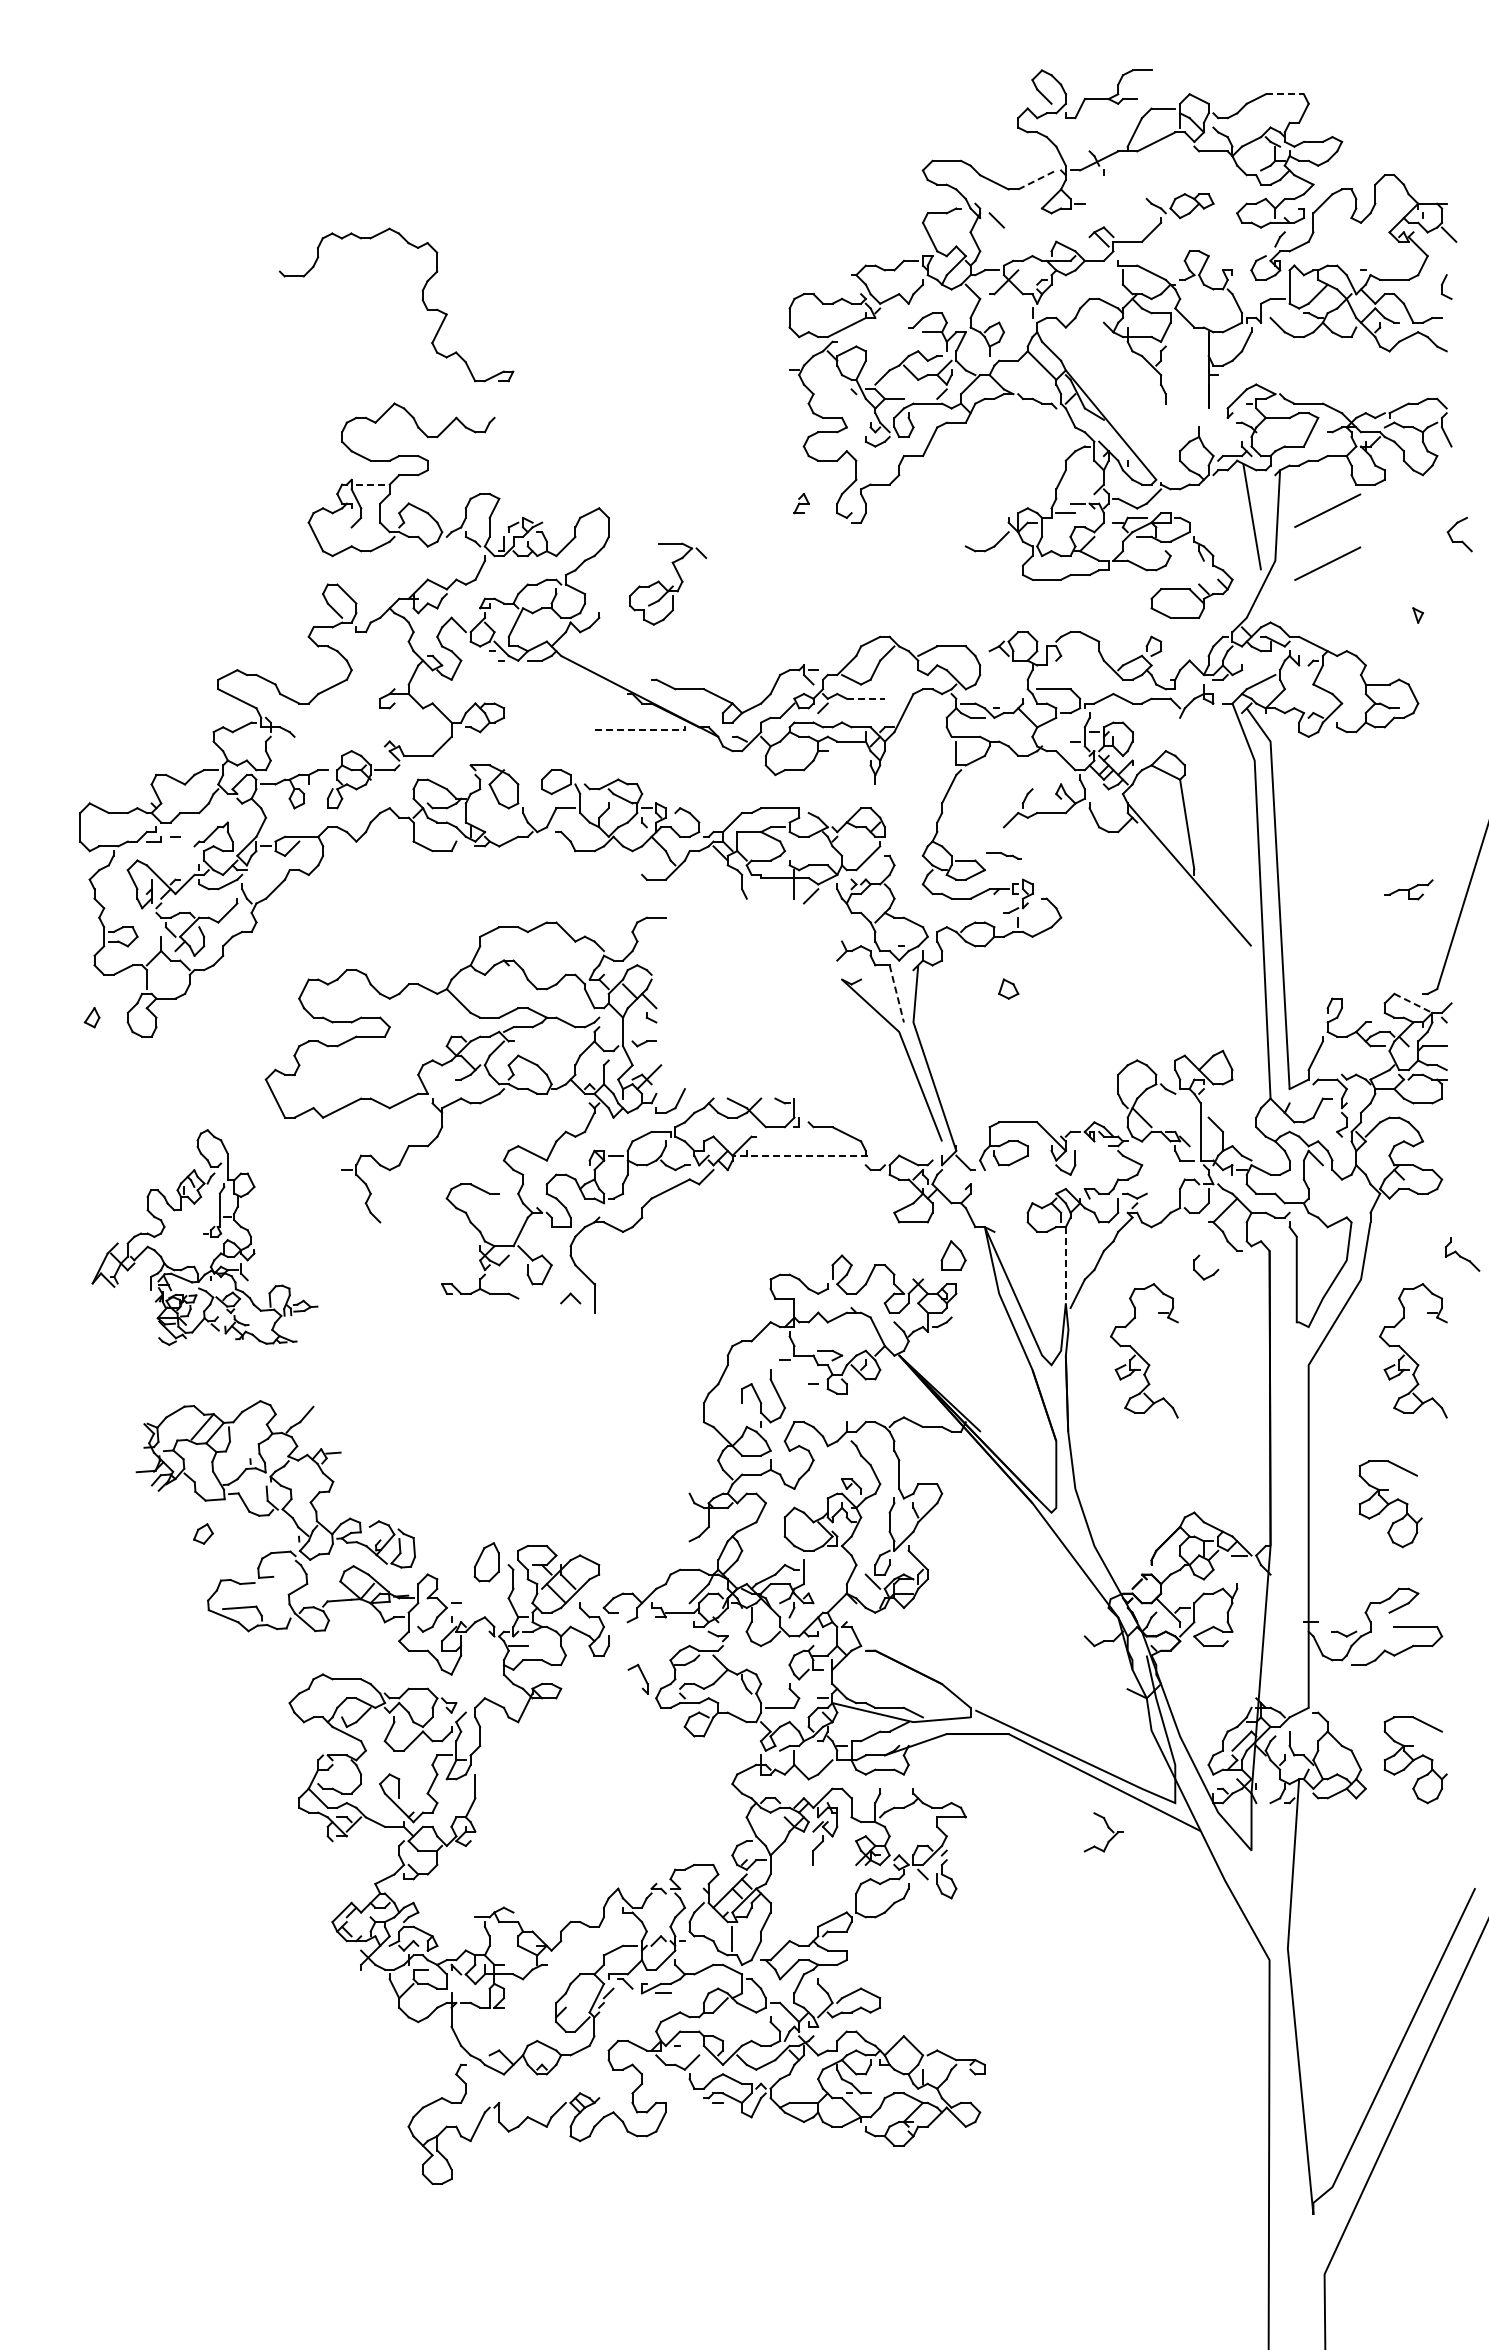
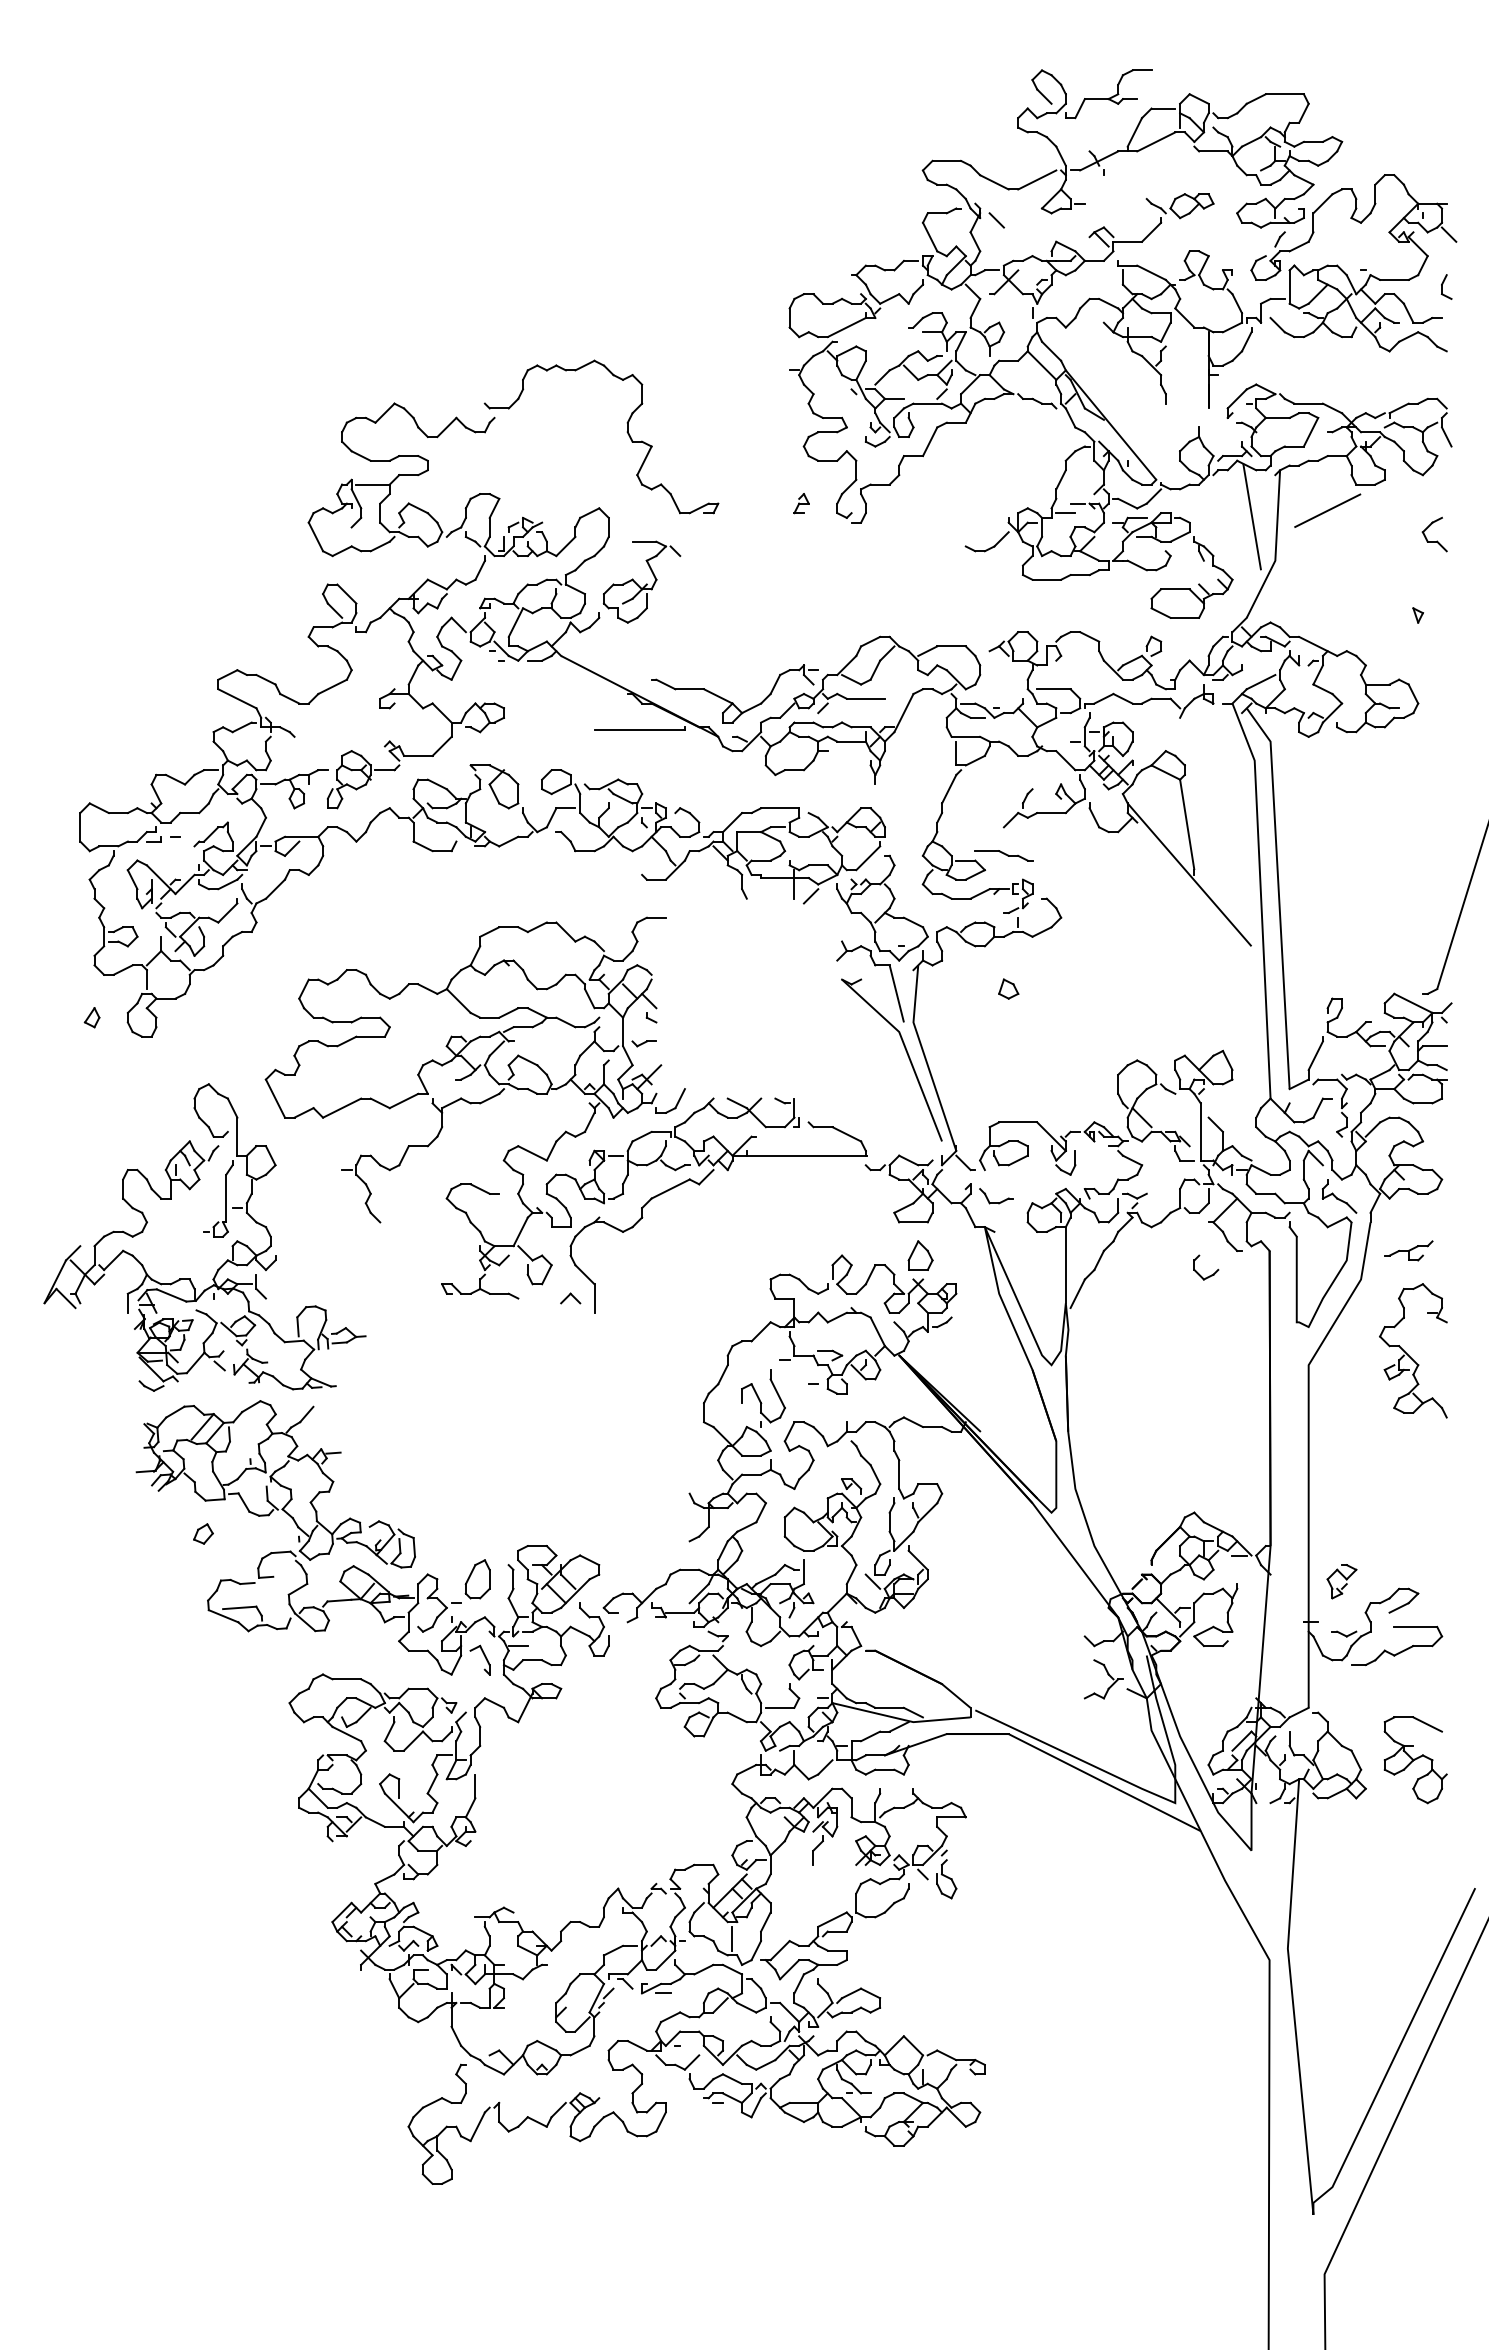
line: dashed -> solid (1285, 94)
line: dashed -> solid (1037, 179)
part position: (421, 300) -> (626, 432) (626, 432)
line: dashed -> solid (373, 484)
part position: (1462, 540) -> (1437, 540) (1437, 540)
line: present -> none (1327, 563)
part position: (668, 583) -> (642, 581) (642, 581)
line: dashed -> solid (866, 698)
line: dashed -> solid (640, 729)
part size: 36x8 px -> 60x12 px (1003, 855)
part position: (1408, 889) -> (1408, 1250) (1408, 1250)
line: dashed -> solid (896, 994)
line: dashed -> solid (1413, 1003)
line: dashed -> solid (800, 1155)
part: none -> present (996, 1196)
part size: 228x217 px -> 324x309 px (204, 1237)
part position: (1462, 1254) -> (1339, 1196) (1339, 1196)
part position: (953, 1255) -> (920, 1255) (920, 1255)
line: dashed -> solid (1065, 1265)
part: present -> none (1139, 1354)
part: present -> none (1390, 1504)
part position: (486, 1562) -> (477, 1579) (477, 1579)
part: none -> present (1341, 1581)
part position: (637, 1678) -> (479, 1659) (479, 1659)
part position: (1107, 1827) -> (1107, 1674) (1107, 1674)
